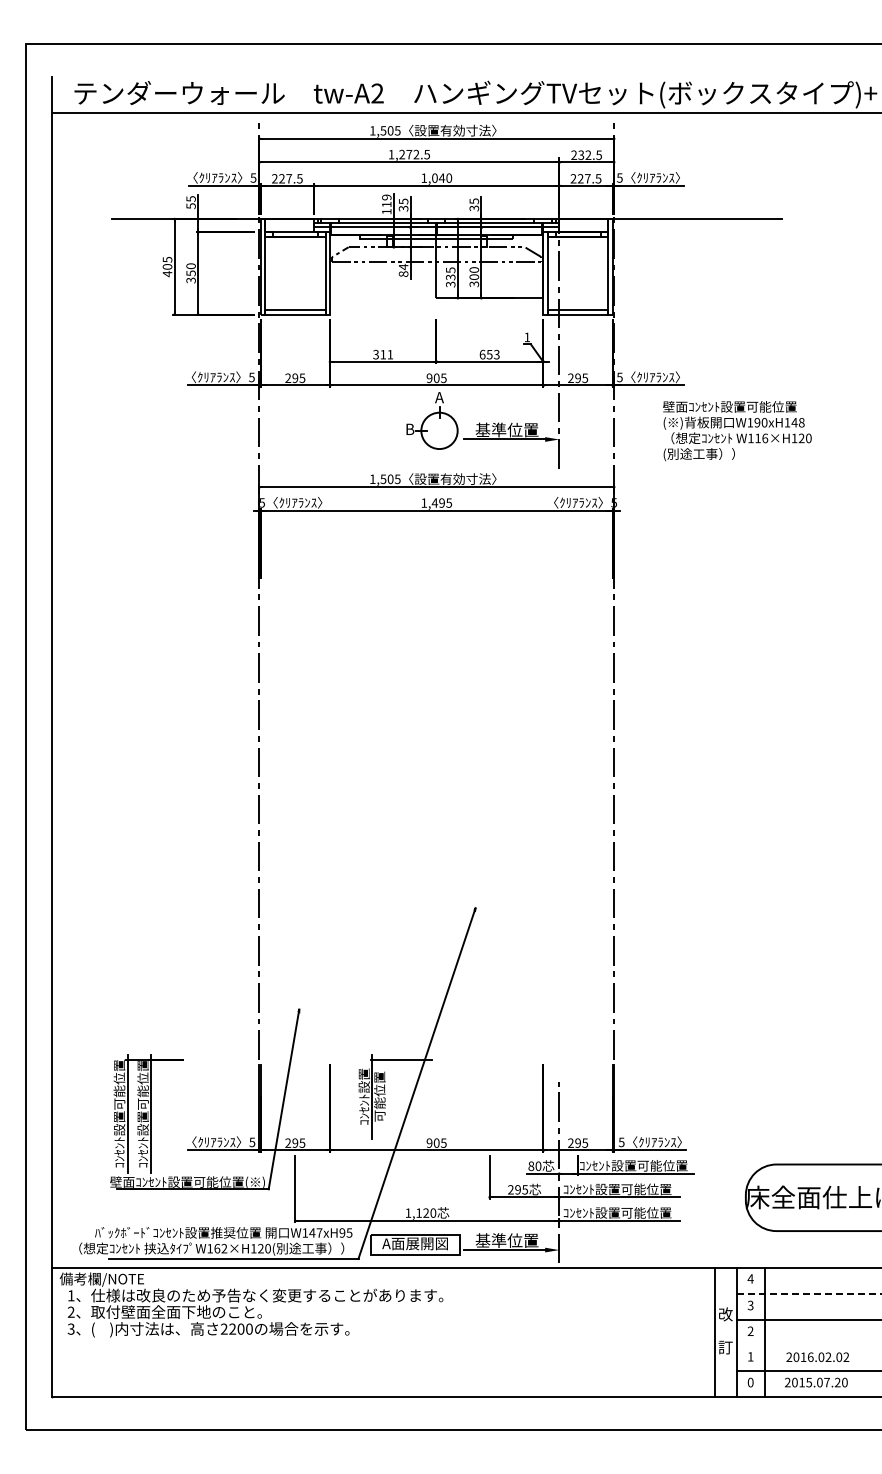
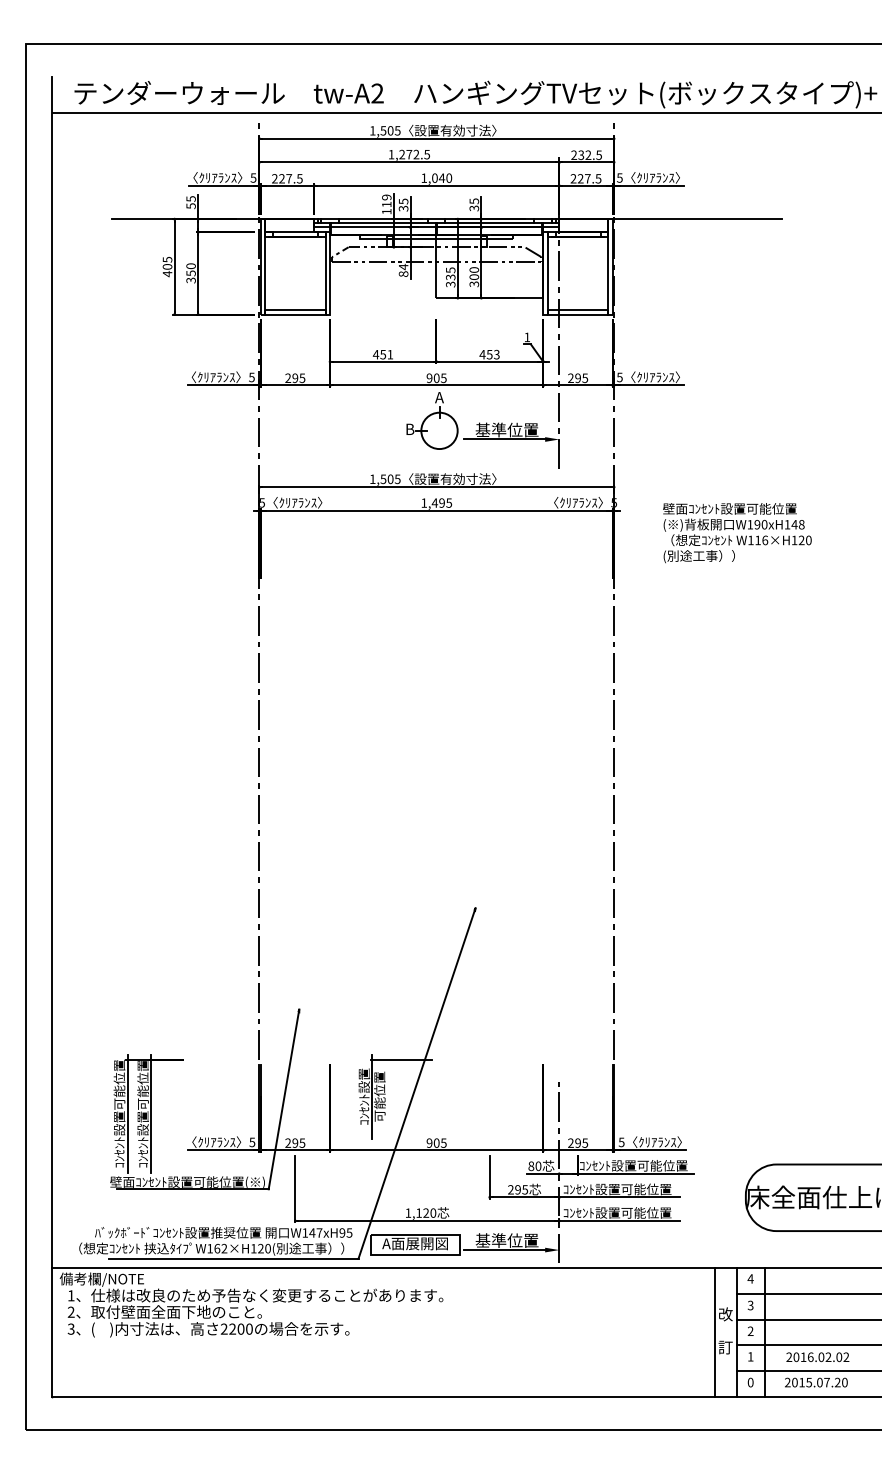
text: 311 -> 451 (379, 354)
text: 653 -> 453 (482, 354)
text position: (737, 431) -> (737, 533) (737, 533)
line: dashed -> solid (809, 1293)
line: none -> present (807, 1345)
